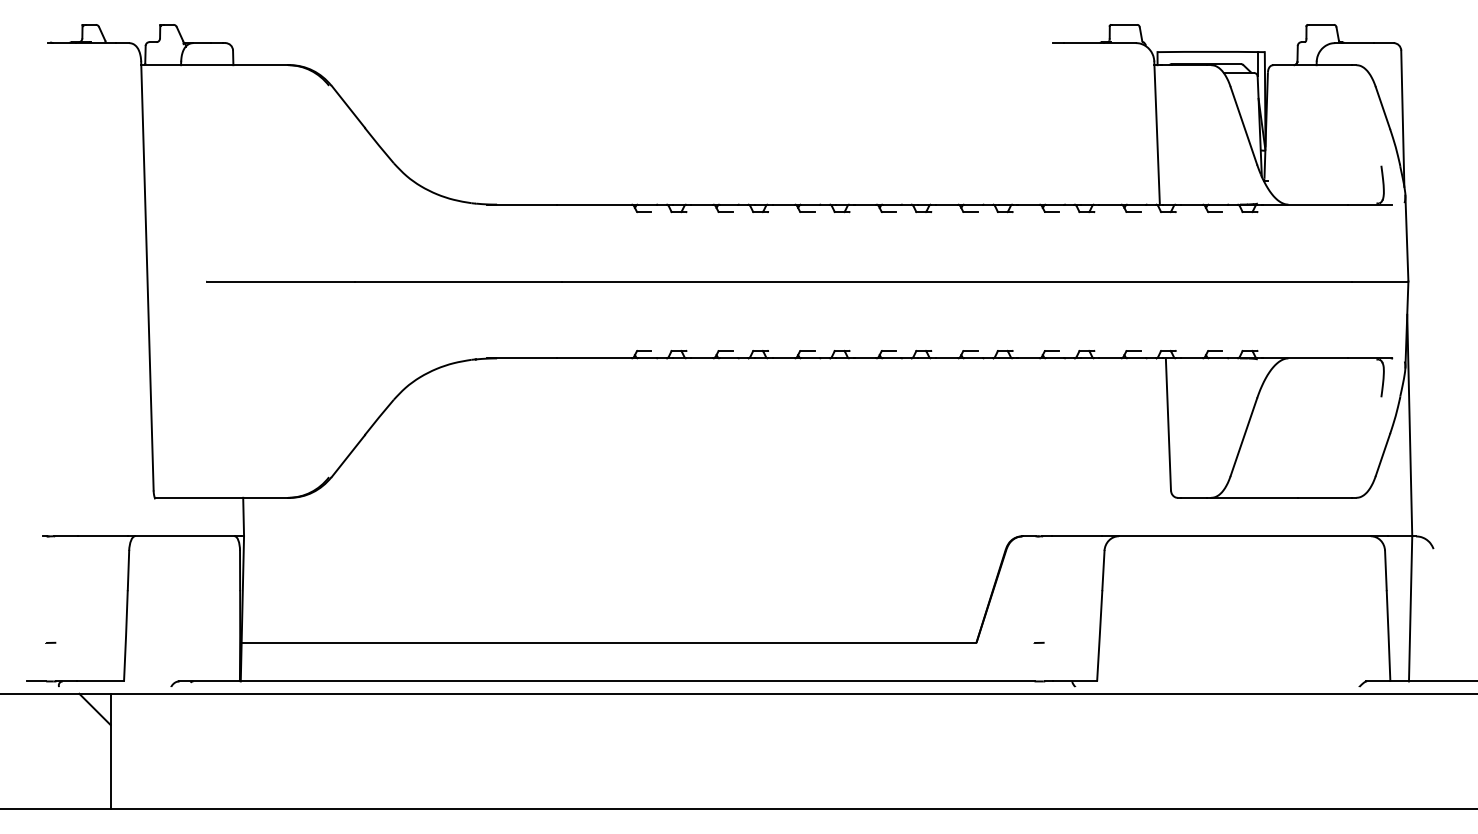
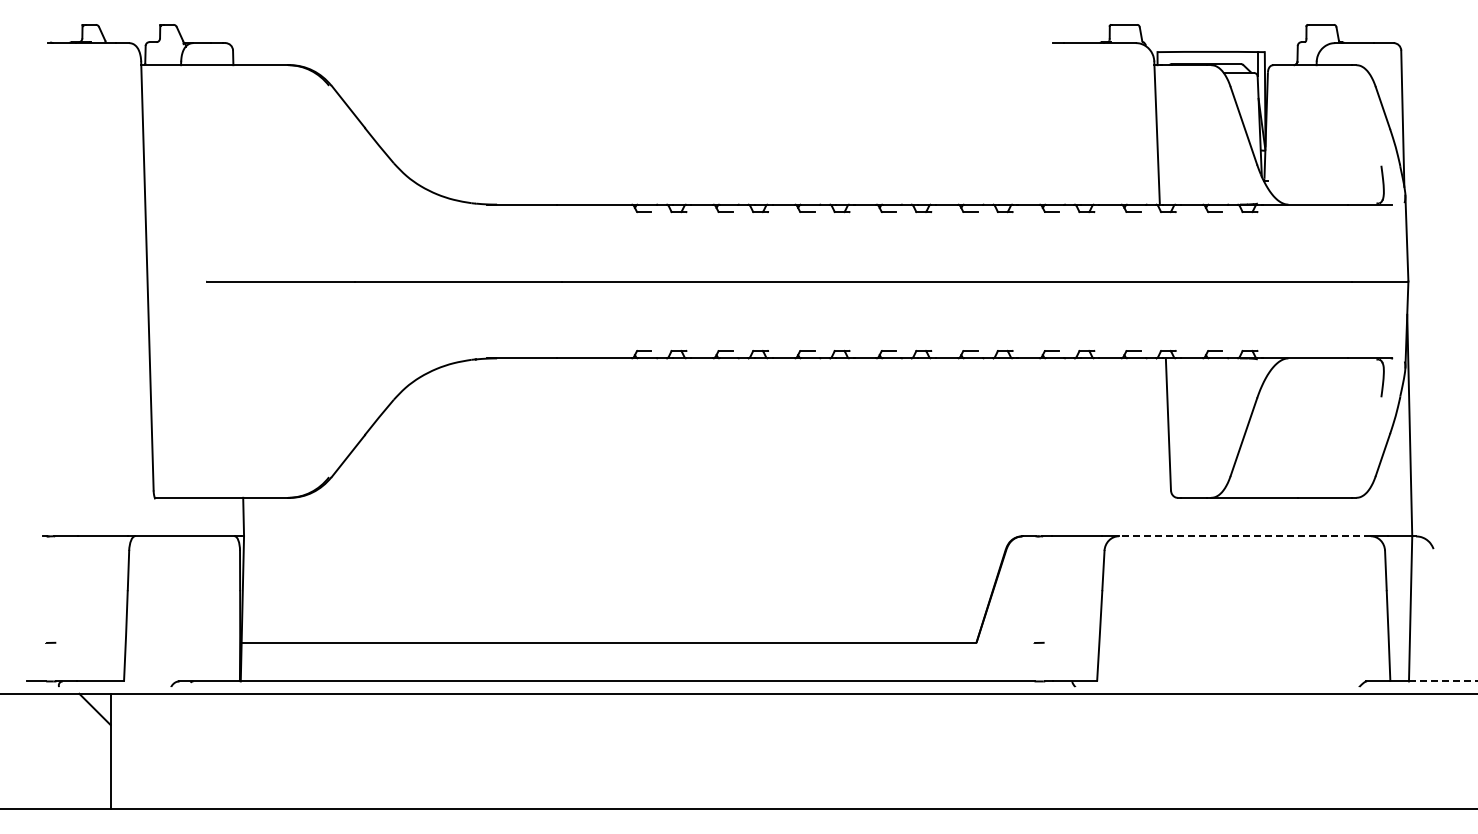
line: solid -> dashed (1244, 536)
line: solid -> dashed (1443, 681)
